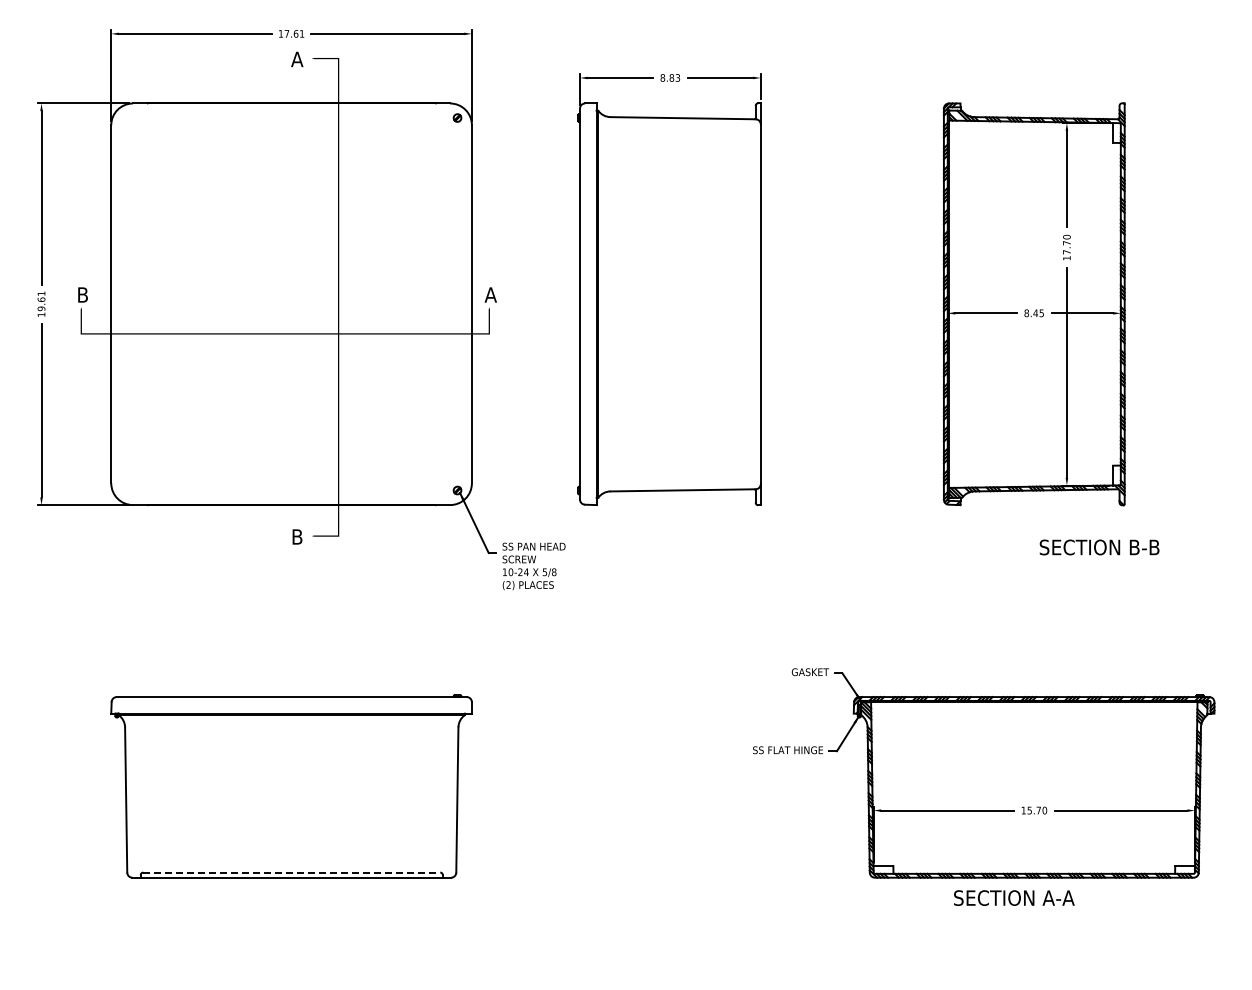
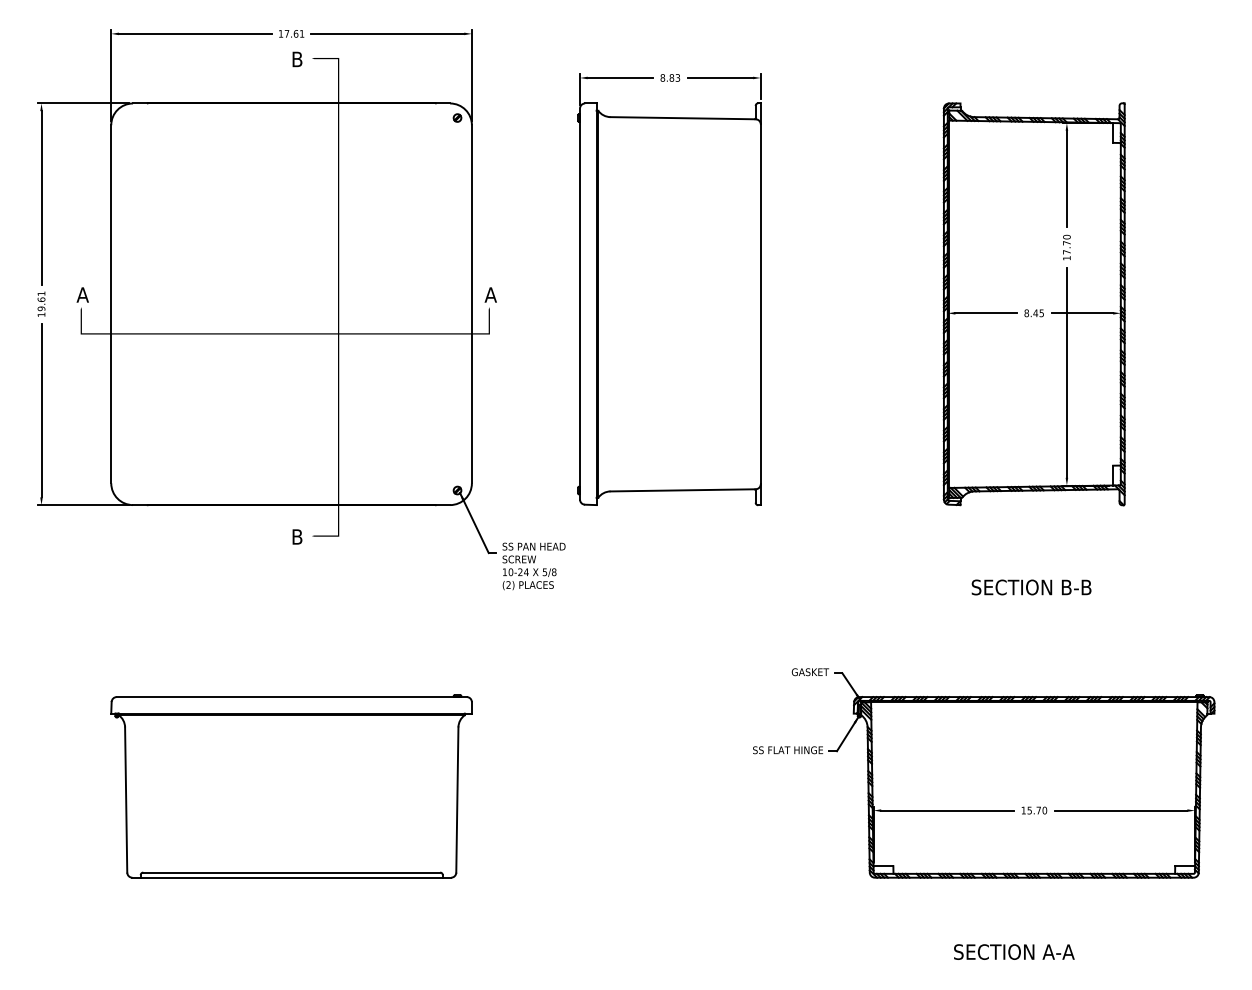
text: A -> B (297, 59)
text: B -> A (82, 294)
text position: (1099, 547) -> (1031, 587) (1031, 587)
line: dashed -> solid (292, 872)
text position: (1014, 897) -> (1014, 951) (1014, 951)
